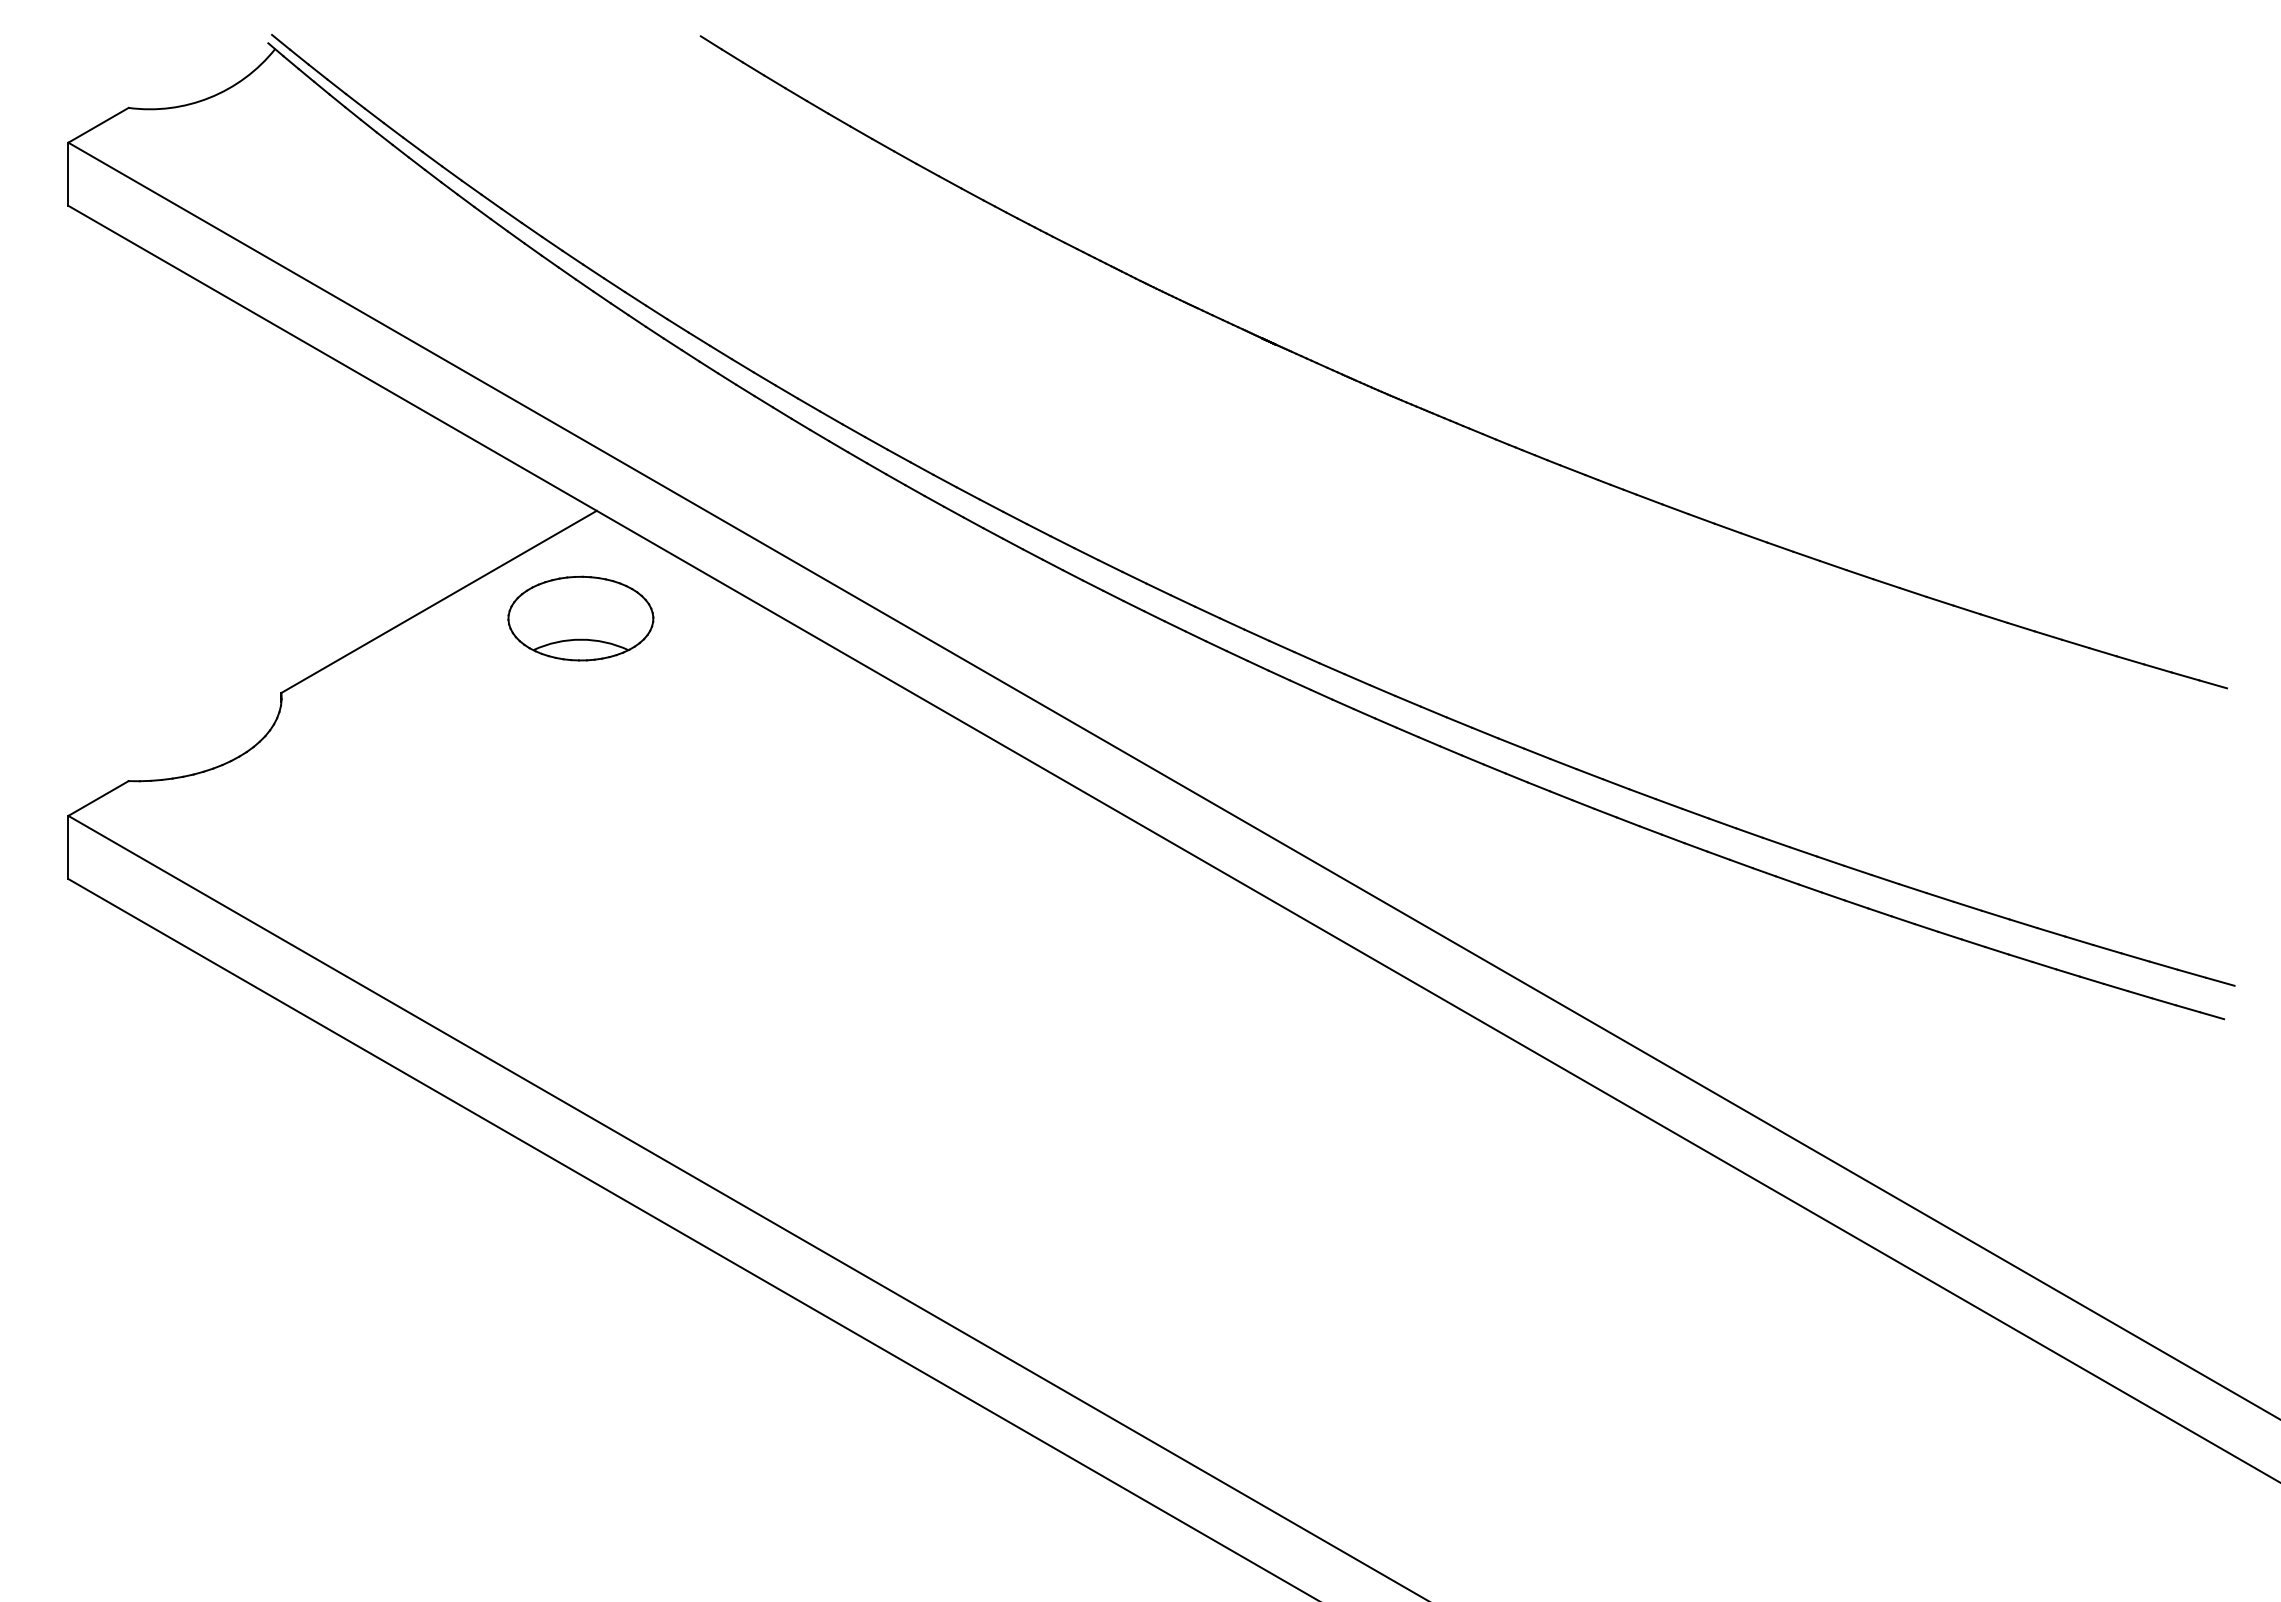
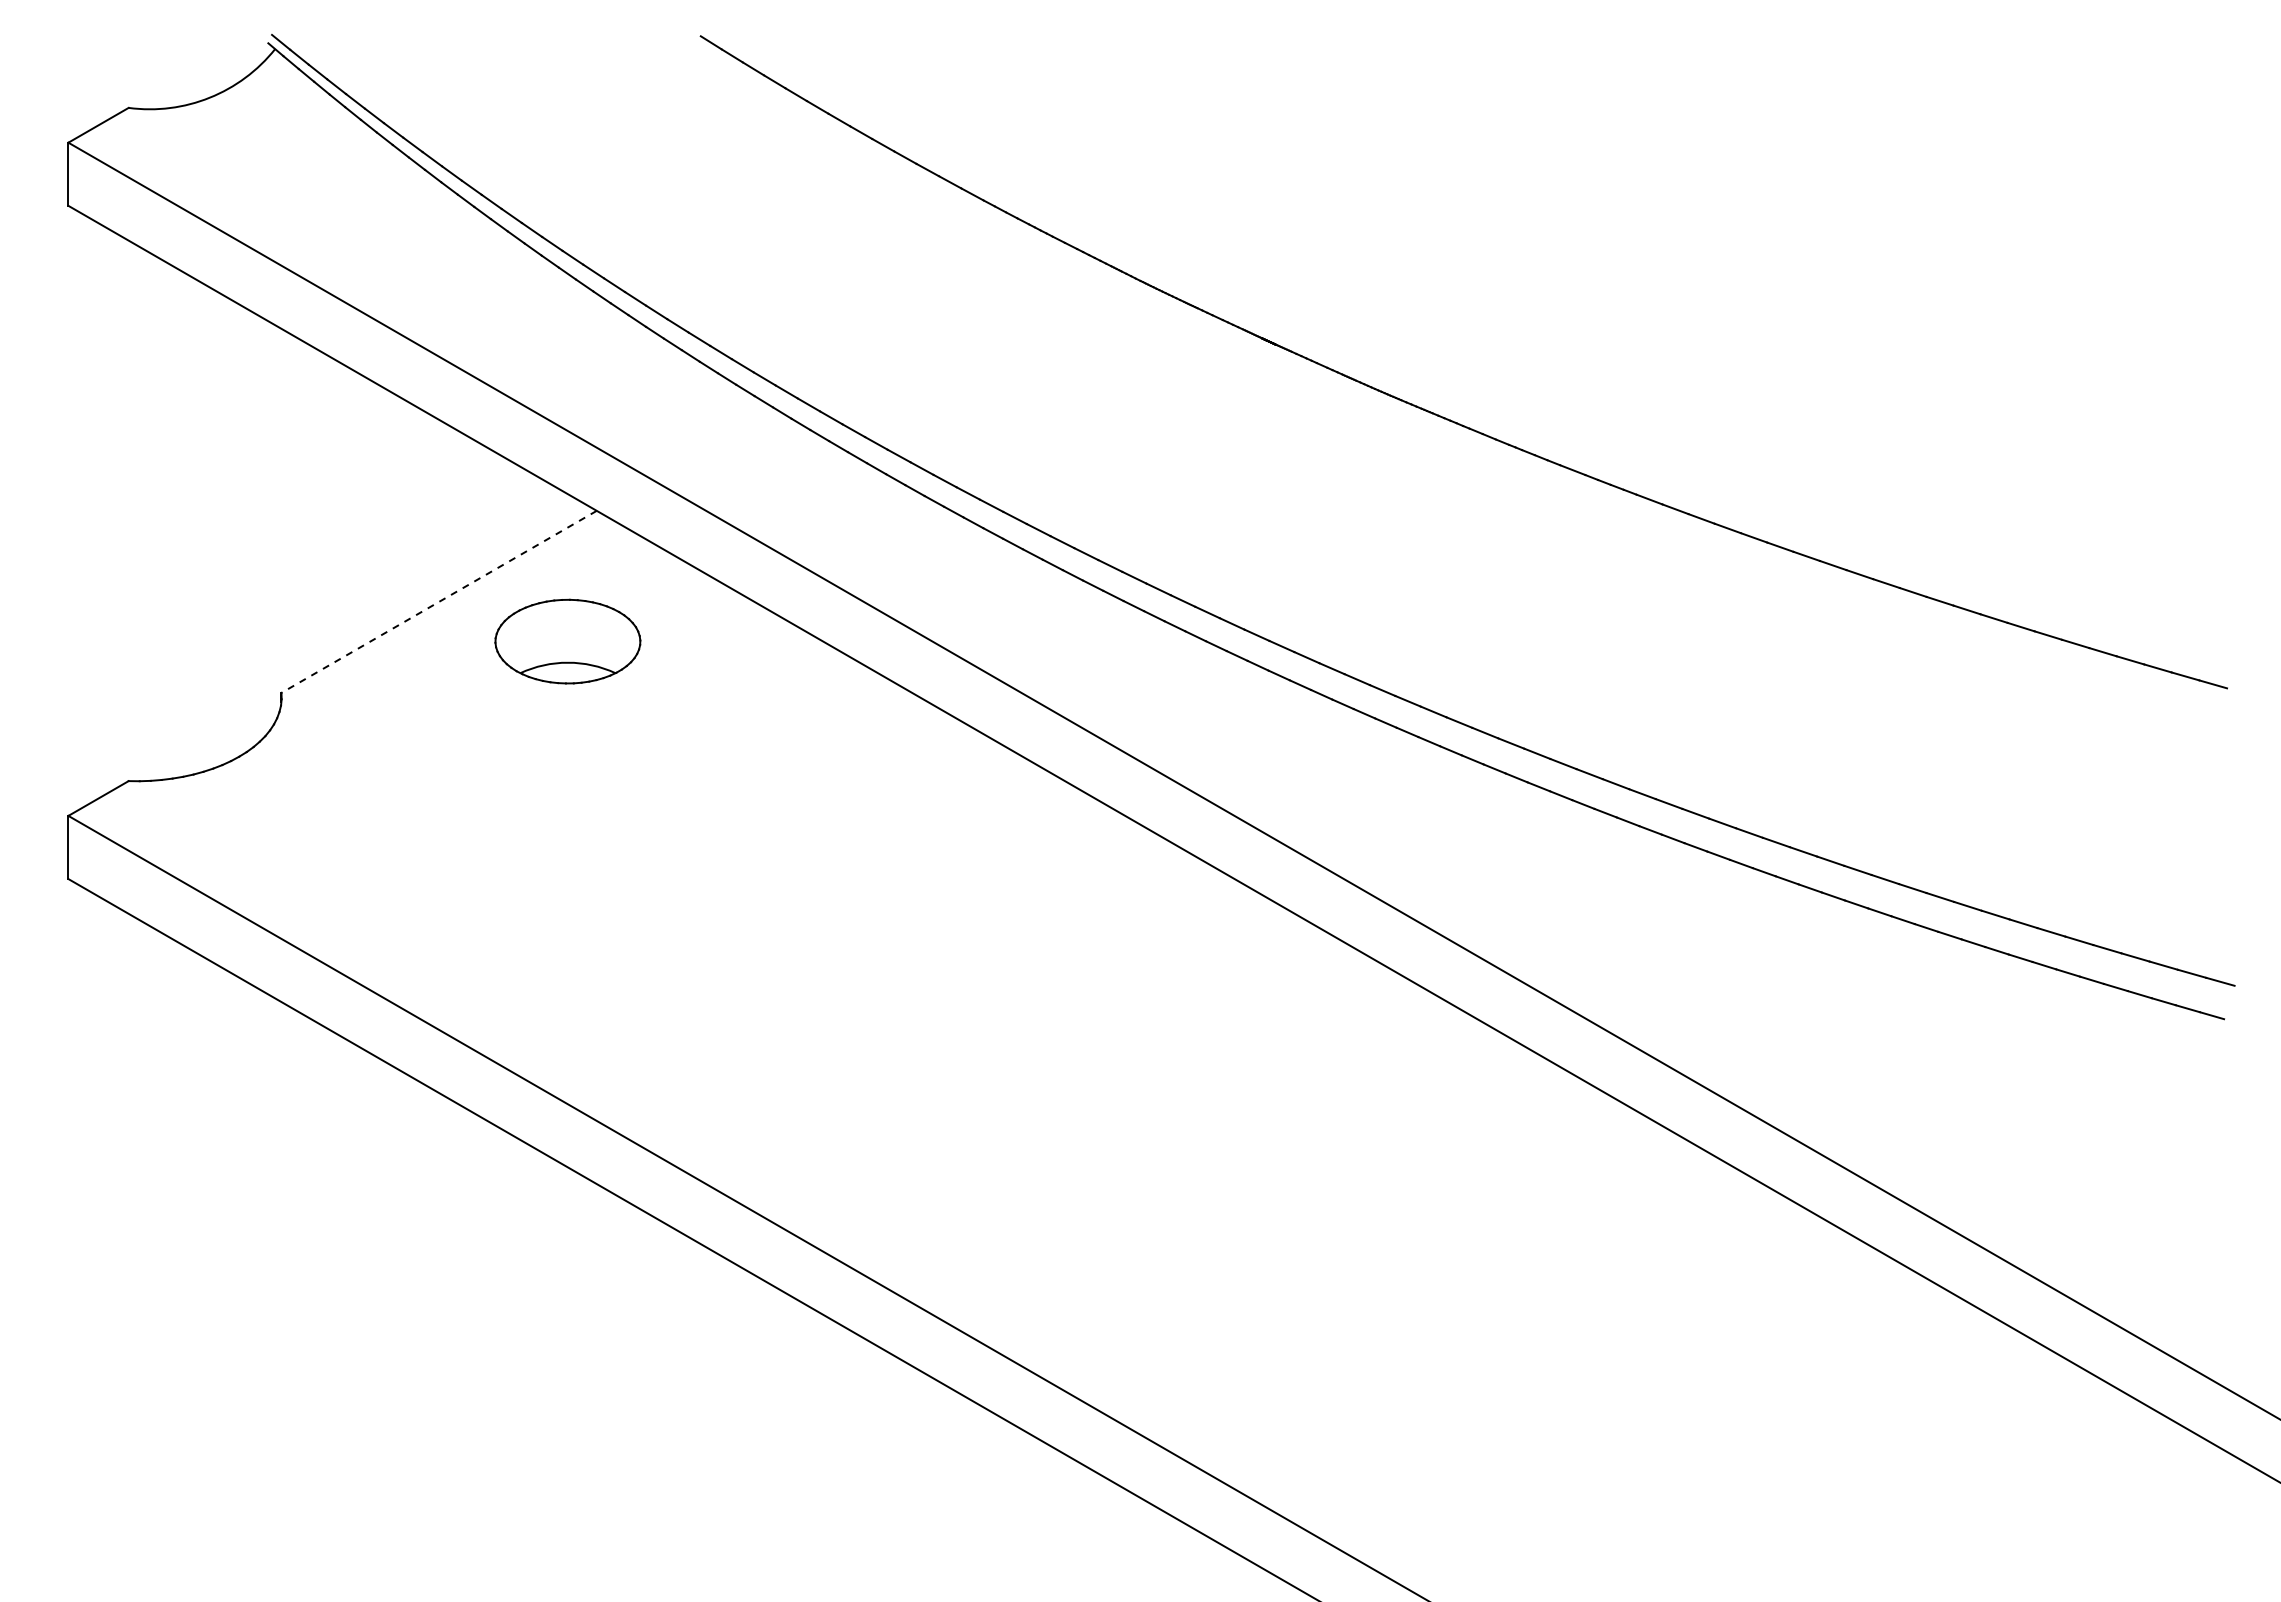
line: solid -> dashed (438, 602)
part position: (580, 618) -> (567, 641) (567, 641)
